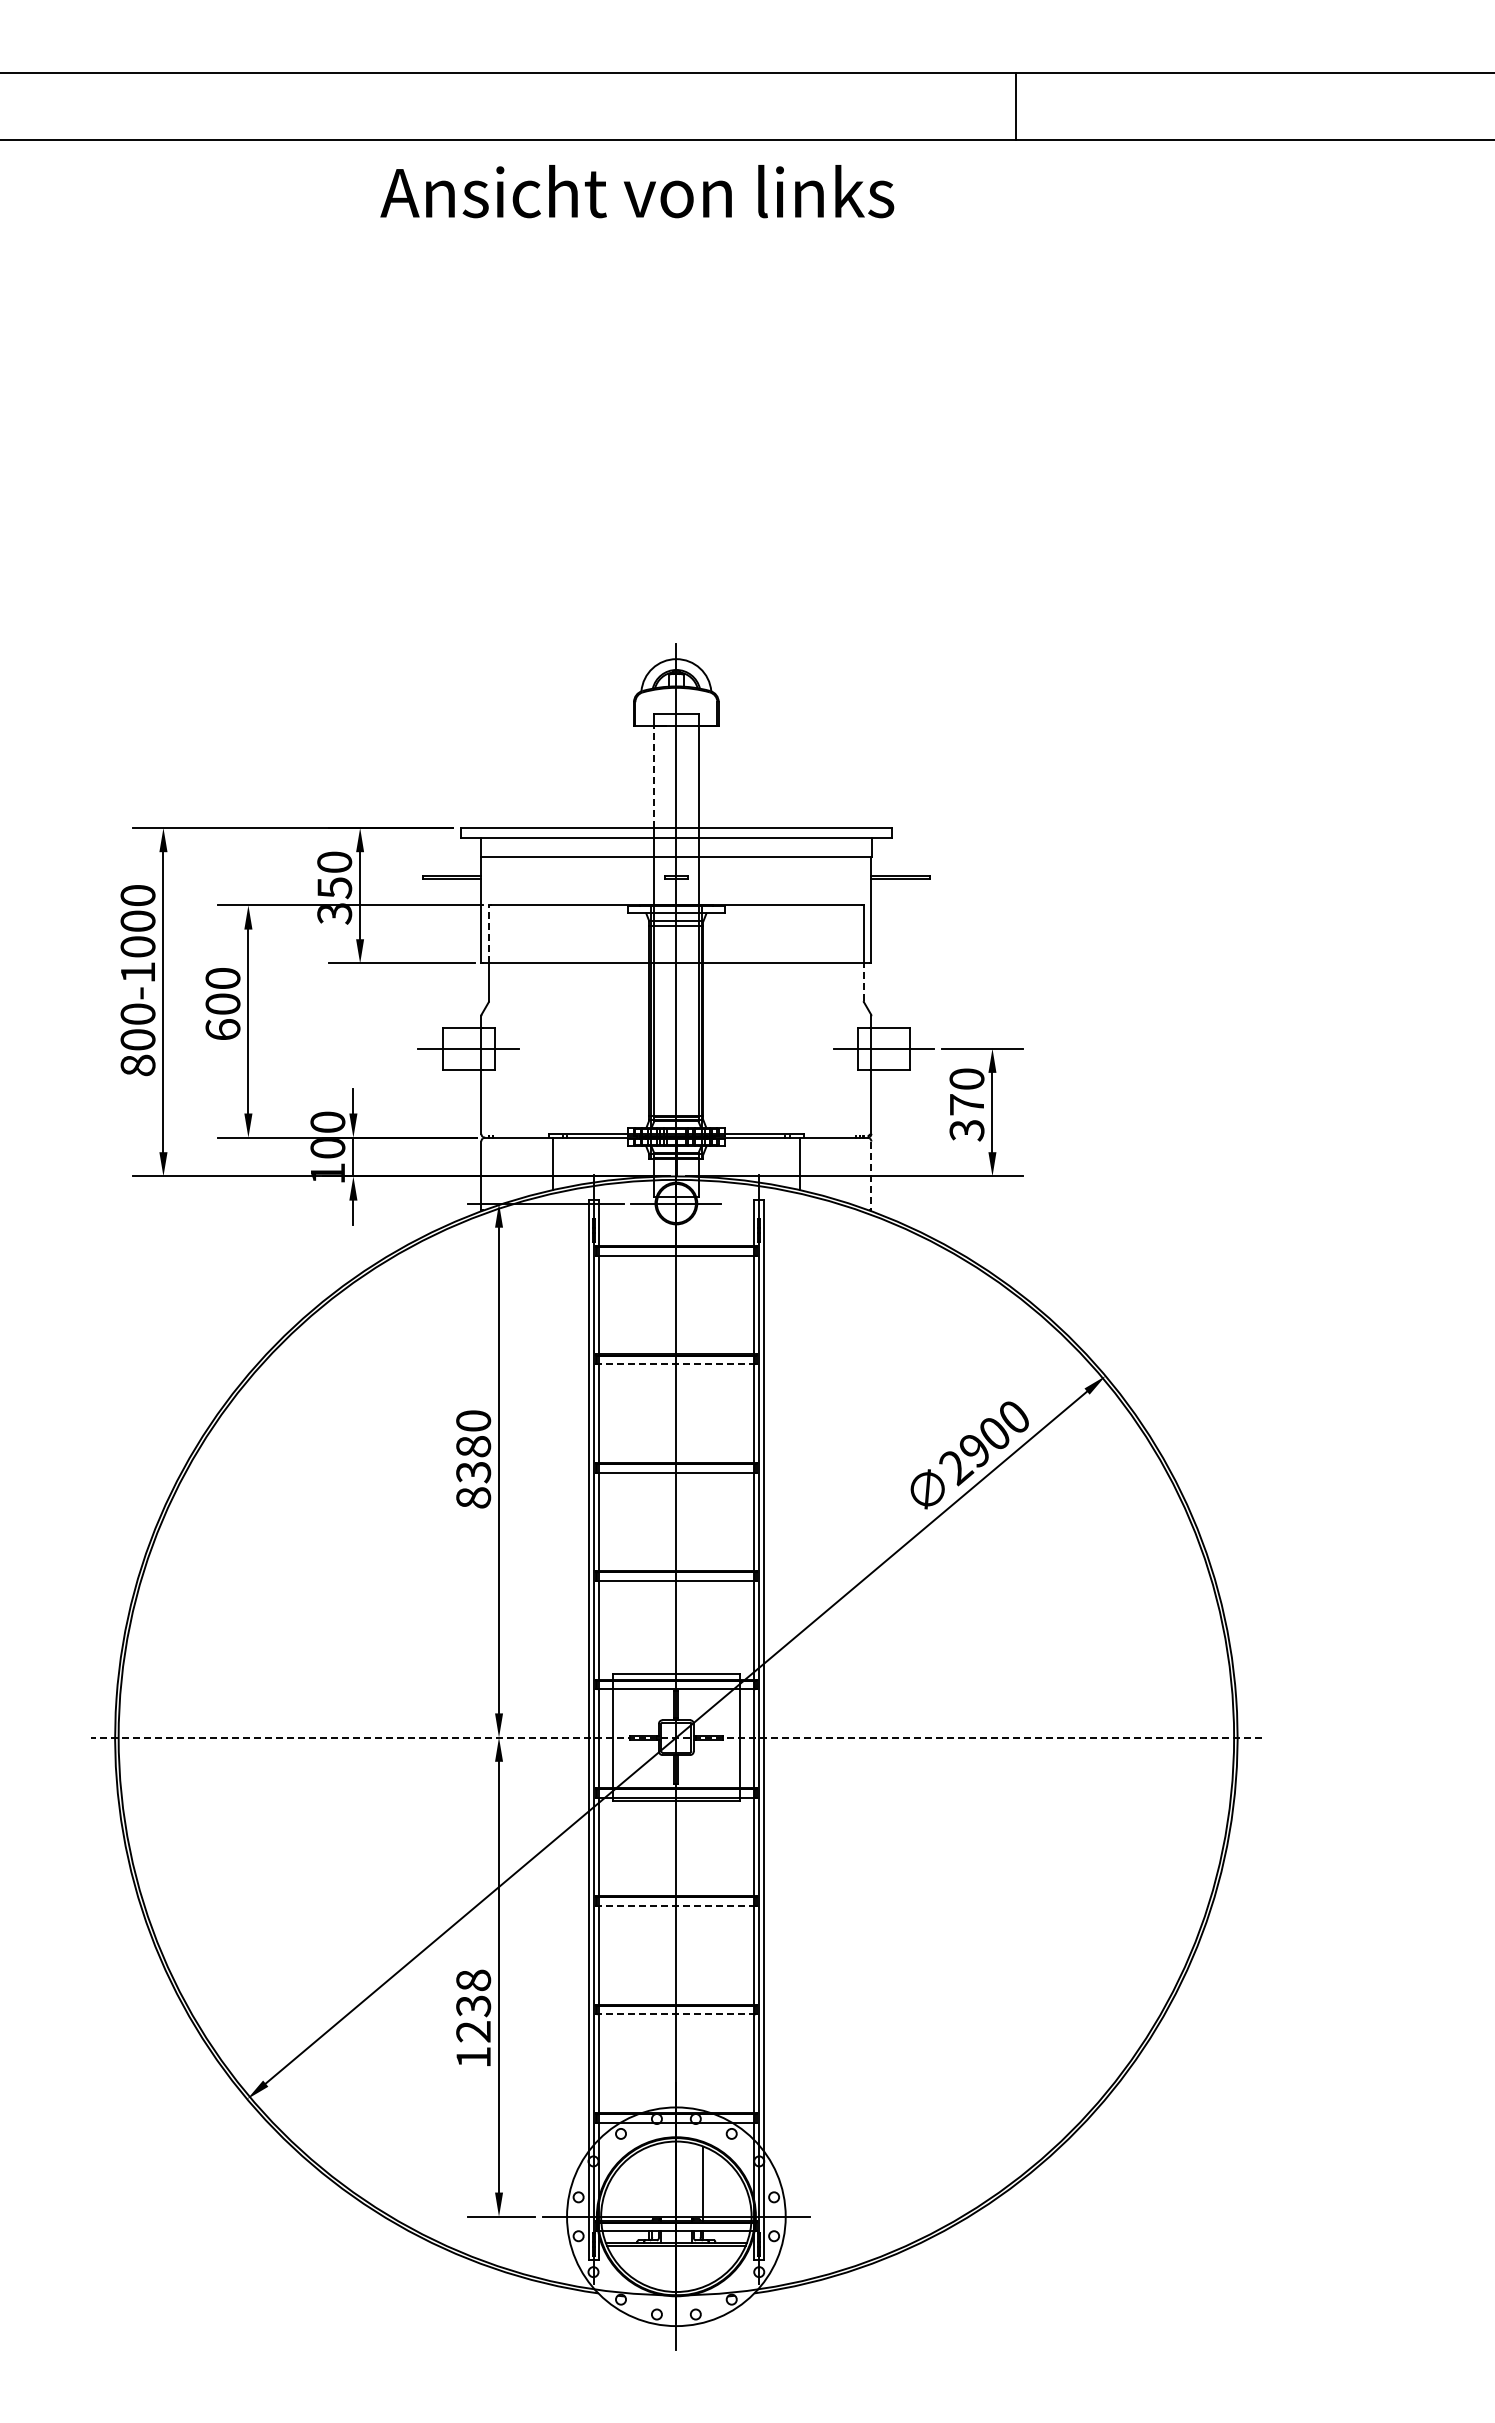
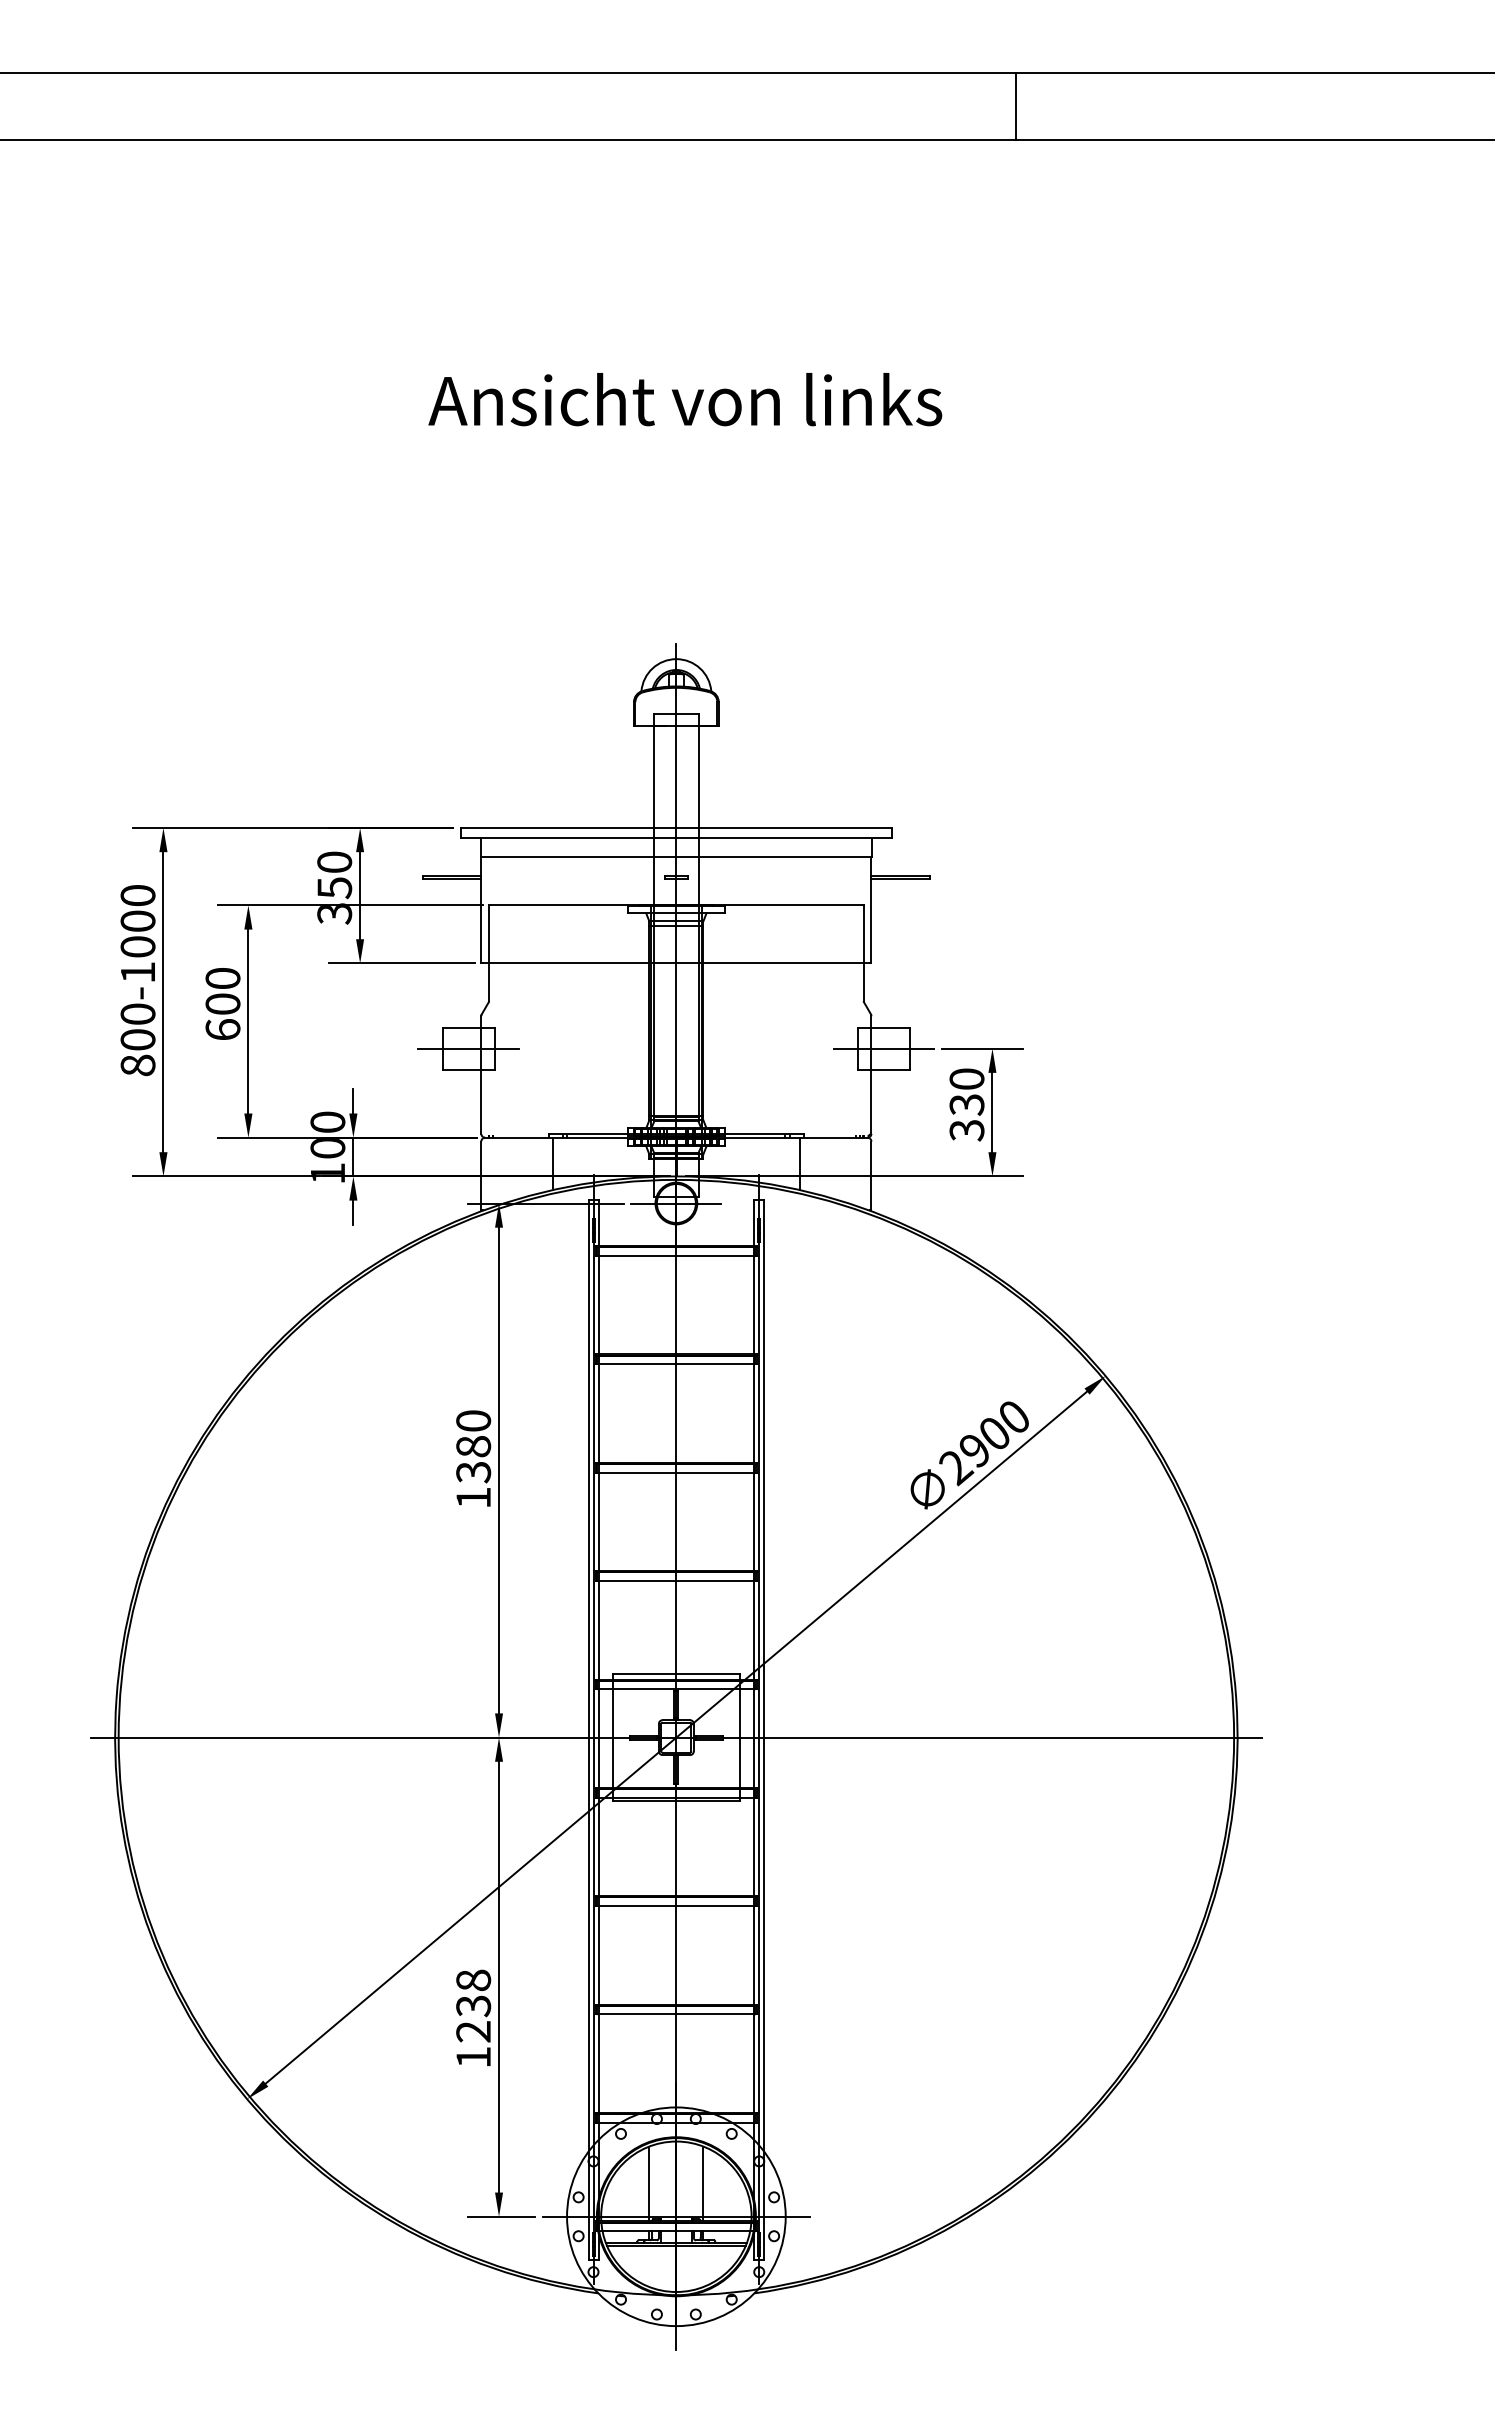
text position: (637, 191) -> (685, 399) (685, 399)
line: dashed -> solid (654, 776)
line: dashed -> solid (489, 933)
line: dashed -> solid (863, 982)
text: 370 -> 330 (966, 1104)
line: dashed -> solid (871, 1176)
line: dashed -> solid (676, 1364)
text: 8380 -> 1380 (473, 1497)
line: dashed -> solid (675, 1737)
line: dashed -> solid (676, 1905)
line: dashed -> solid (676, 2014)
line: none -> present (649, 2183)
